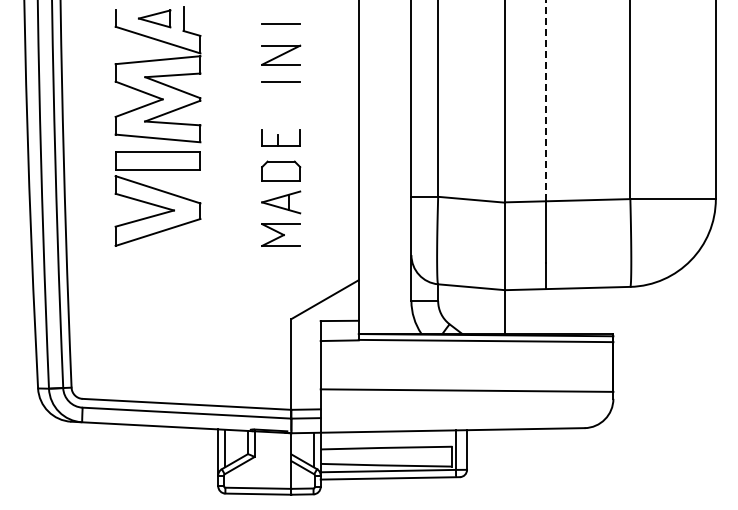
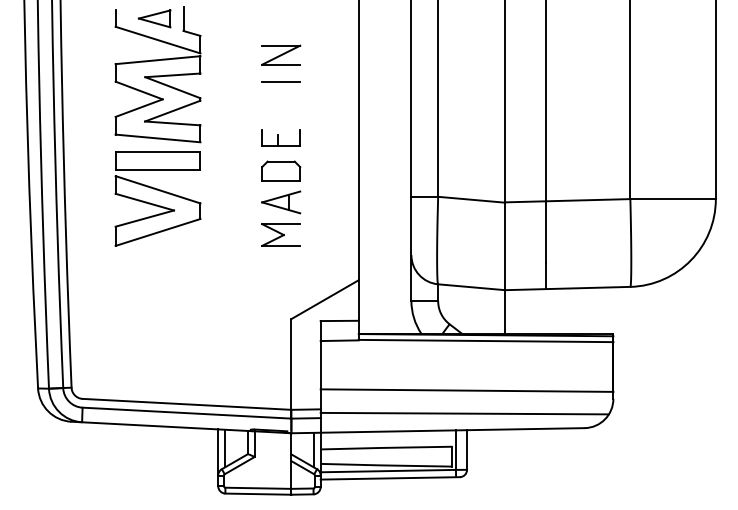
line: present -> none (280, 23)
line: dashed -> solid (546, 100)
line: none -> present (464, 413)
